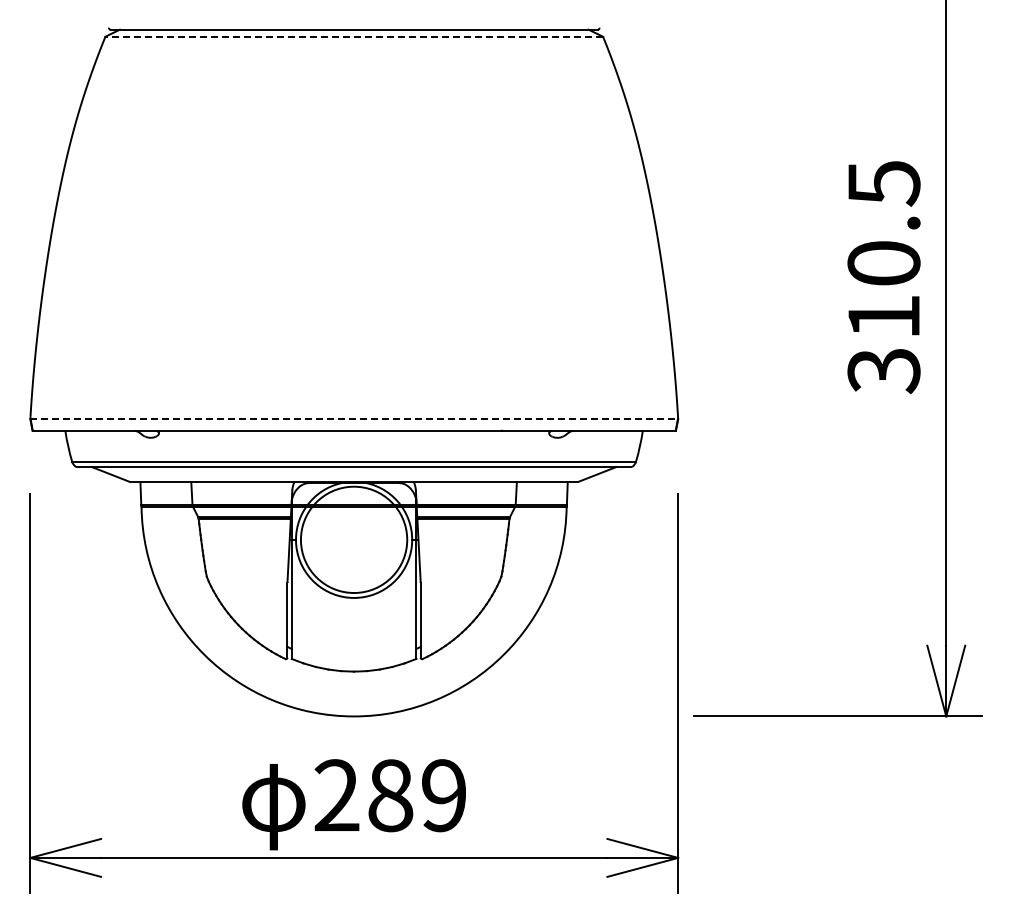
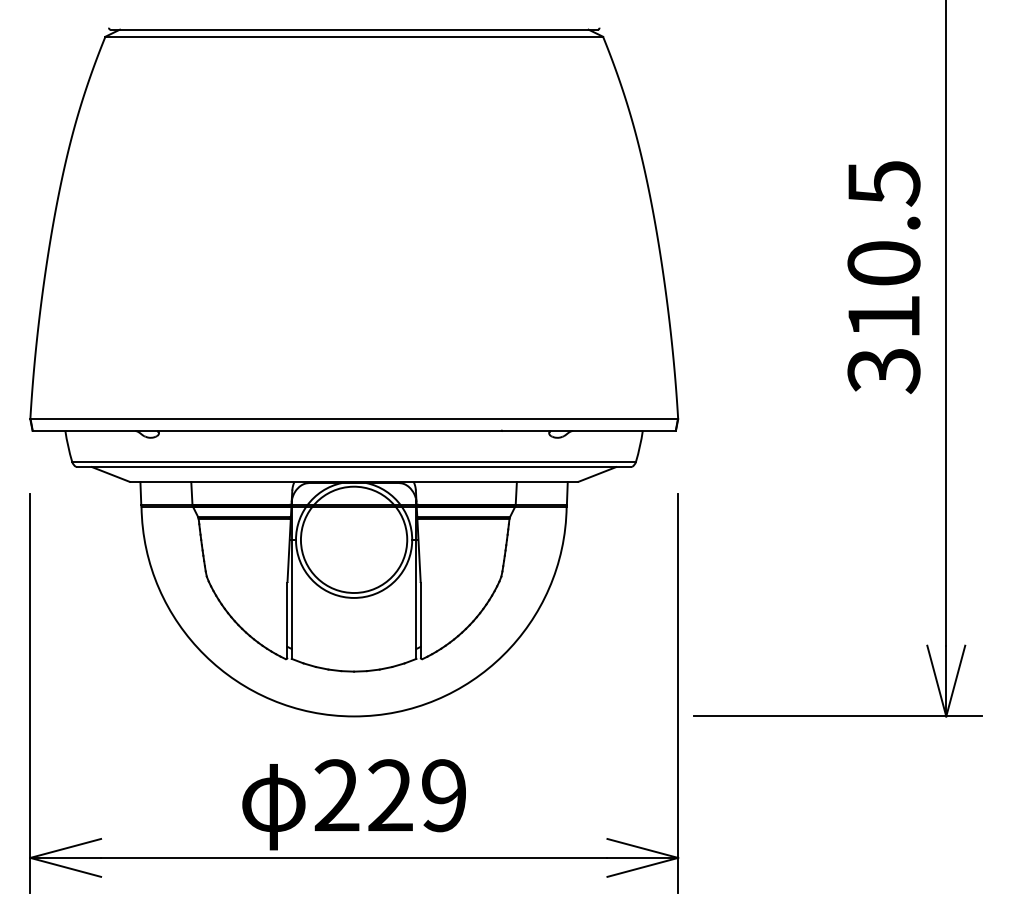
line: dashed -> solid (354, 36)
line: dashed -> solid (354, 419)
text: 289 -> 229 (390, 795)
